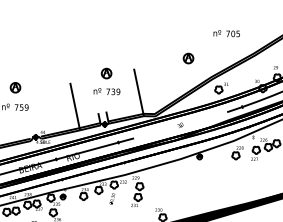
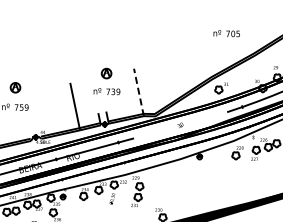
part: present -> none (188, 58)
line: solid -> dashed (138, 91)
